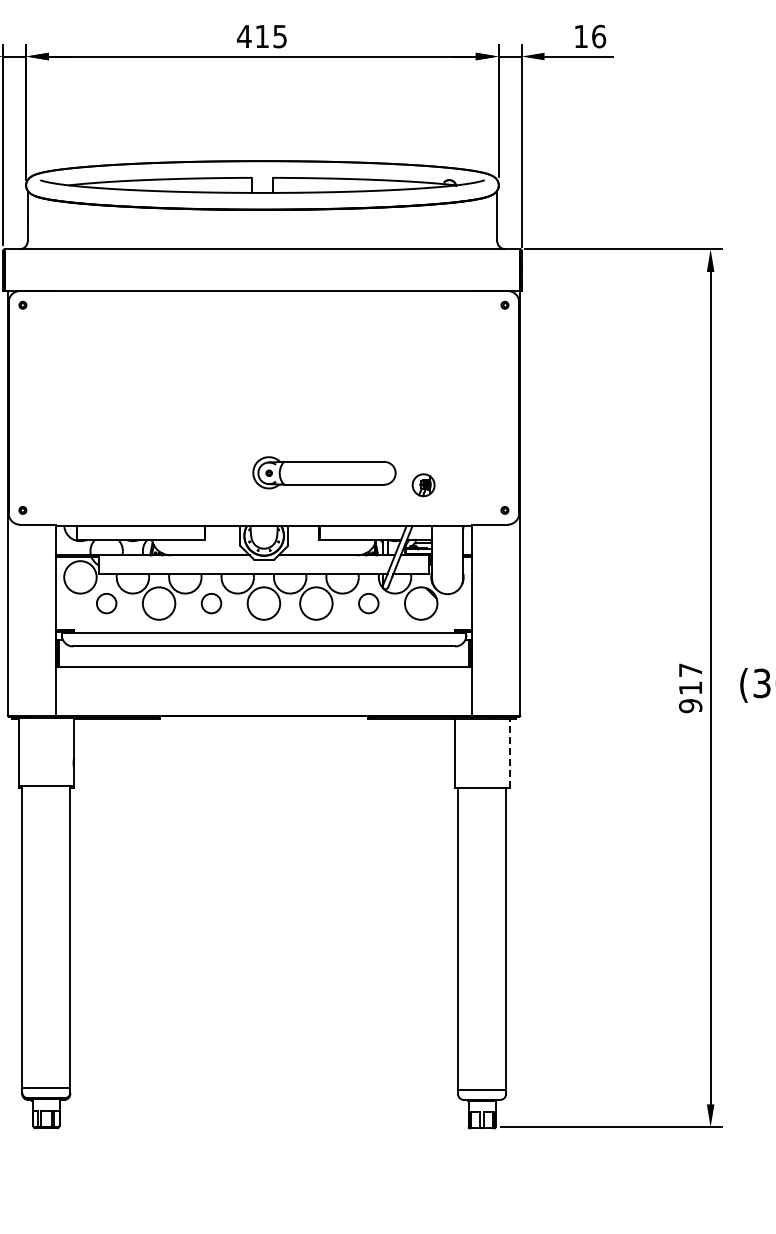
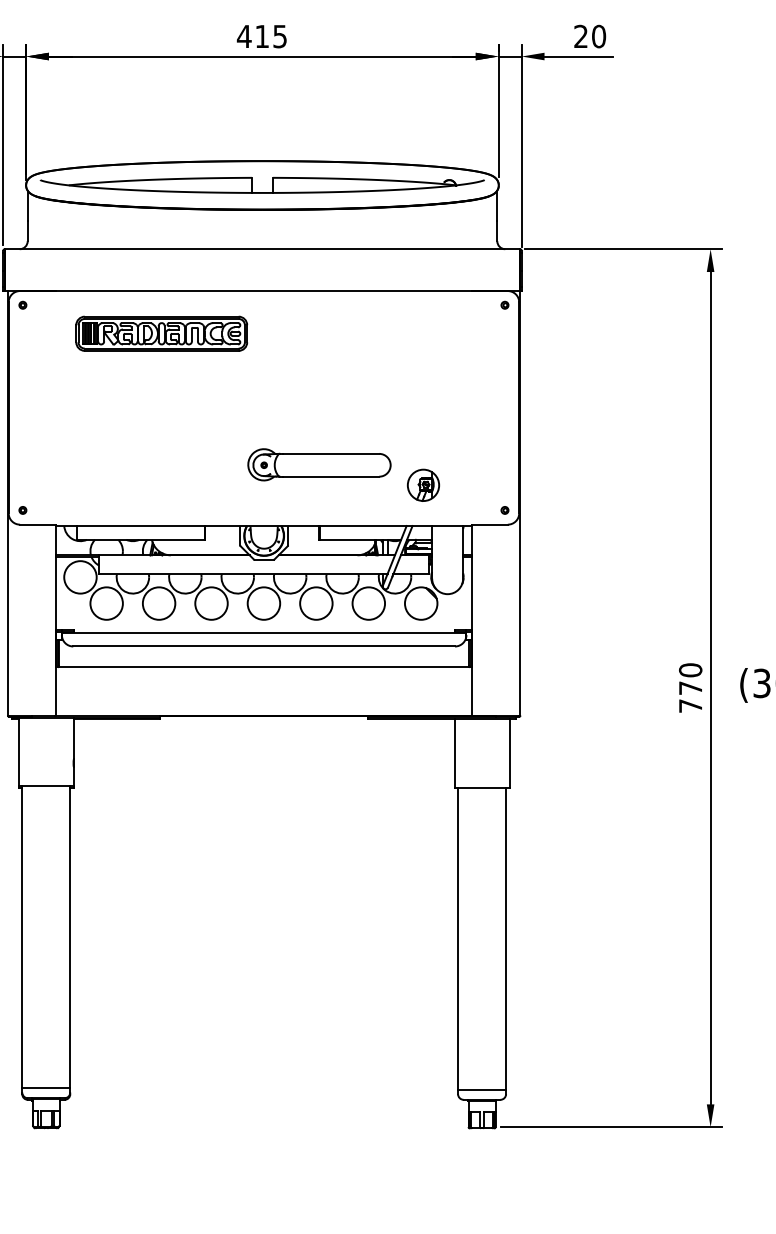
text: 16 -> 20 (590, 35)
part: none -> present (161, 333)
part position: (324, 472) -> (319, 464) (319, 464)
part size: 25x25 px -> 34x34 px (423, 484)
circle diameter: 19 px -> 32 px (106, 603)
circle diameter: 19 px -> 32 px (211, 603)
circle diameter: 19 px -> 32 px (368, 603)
text: 917 -> 770 (690, 688)
line: dashed -> solid (509, 752)
